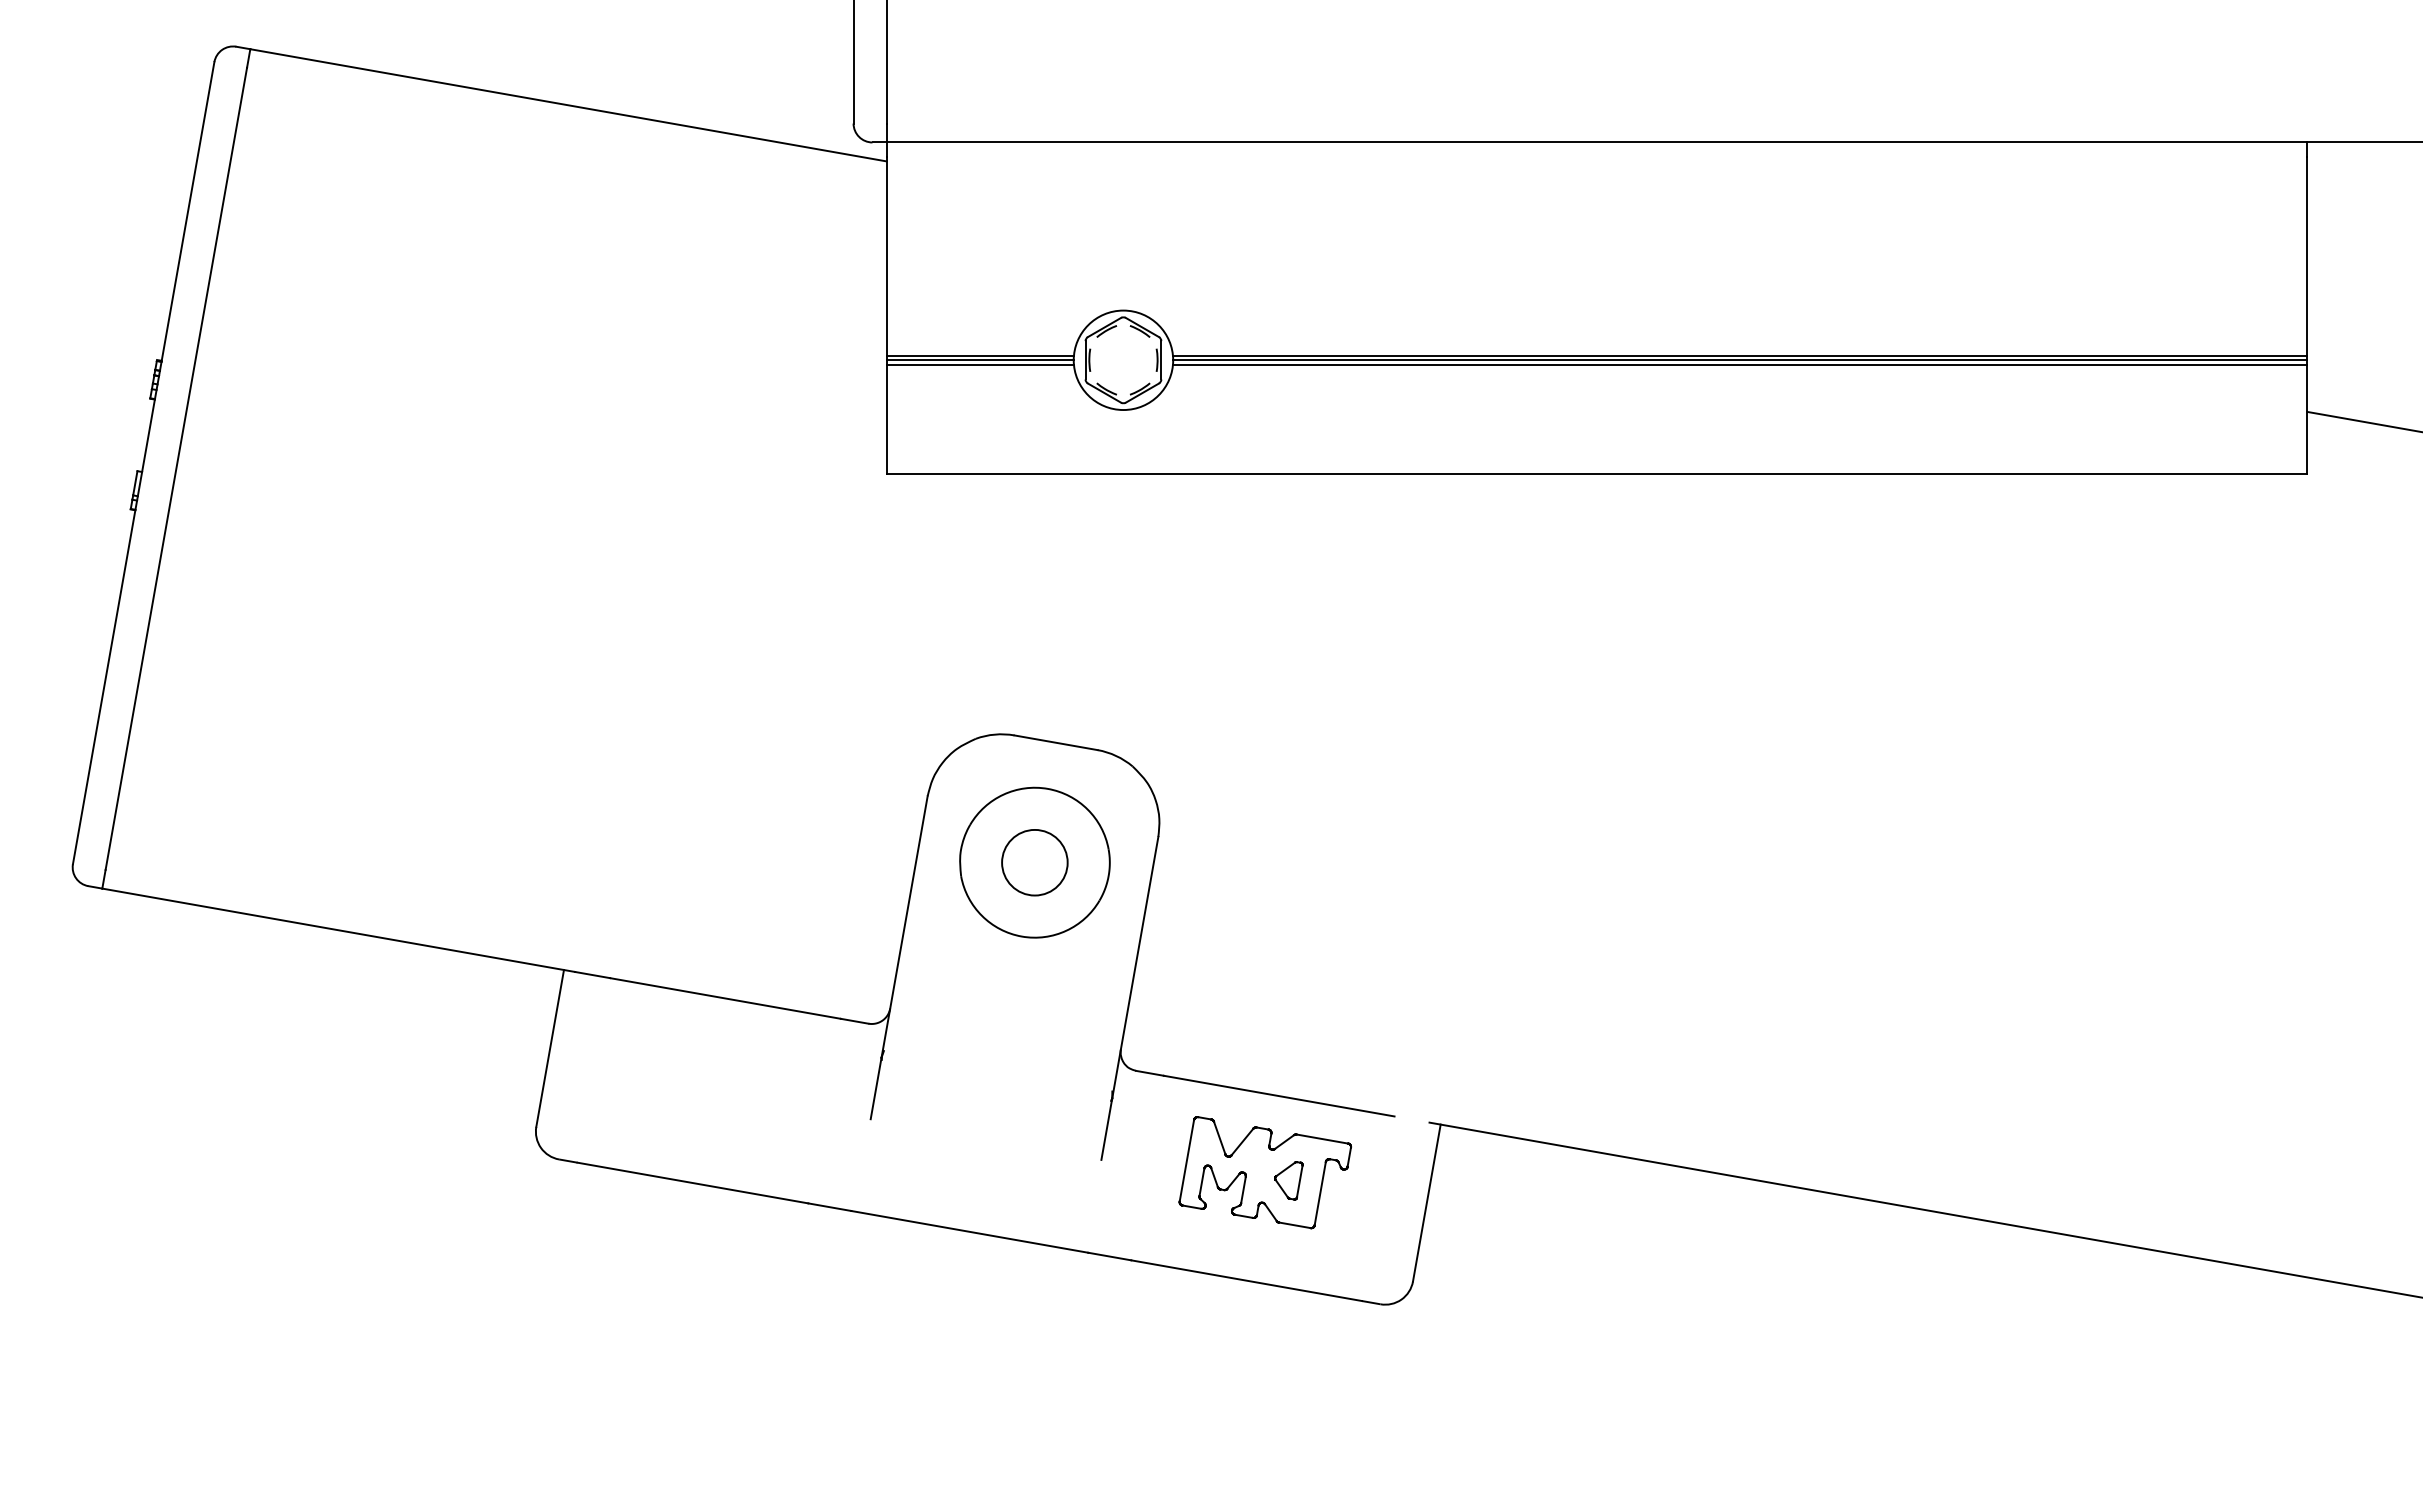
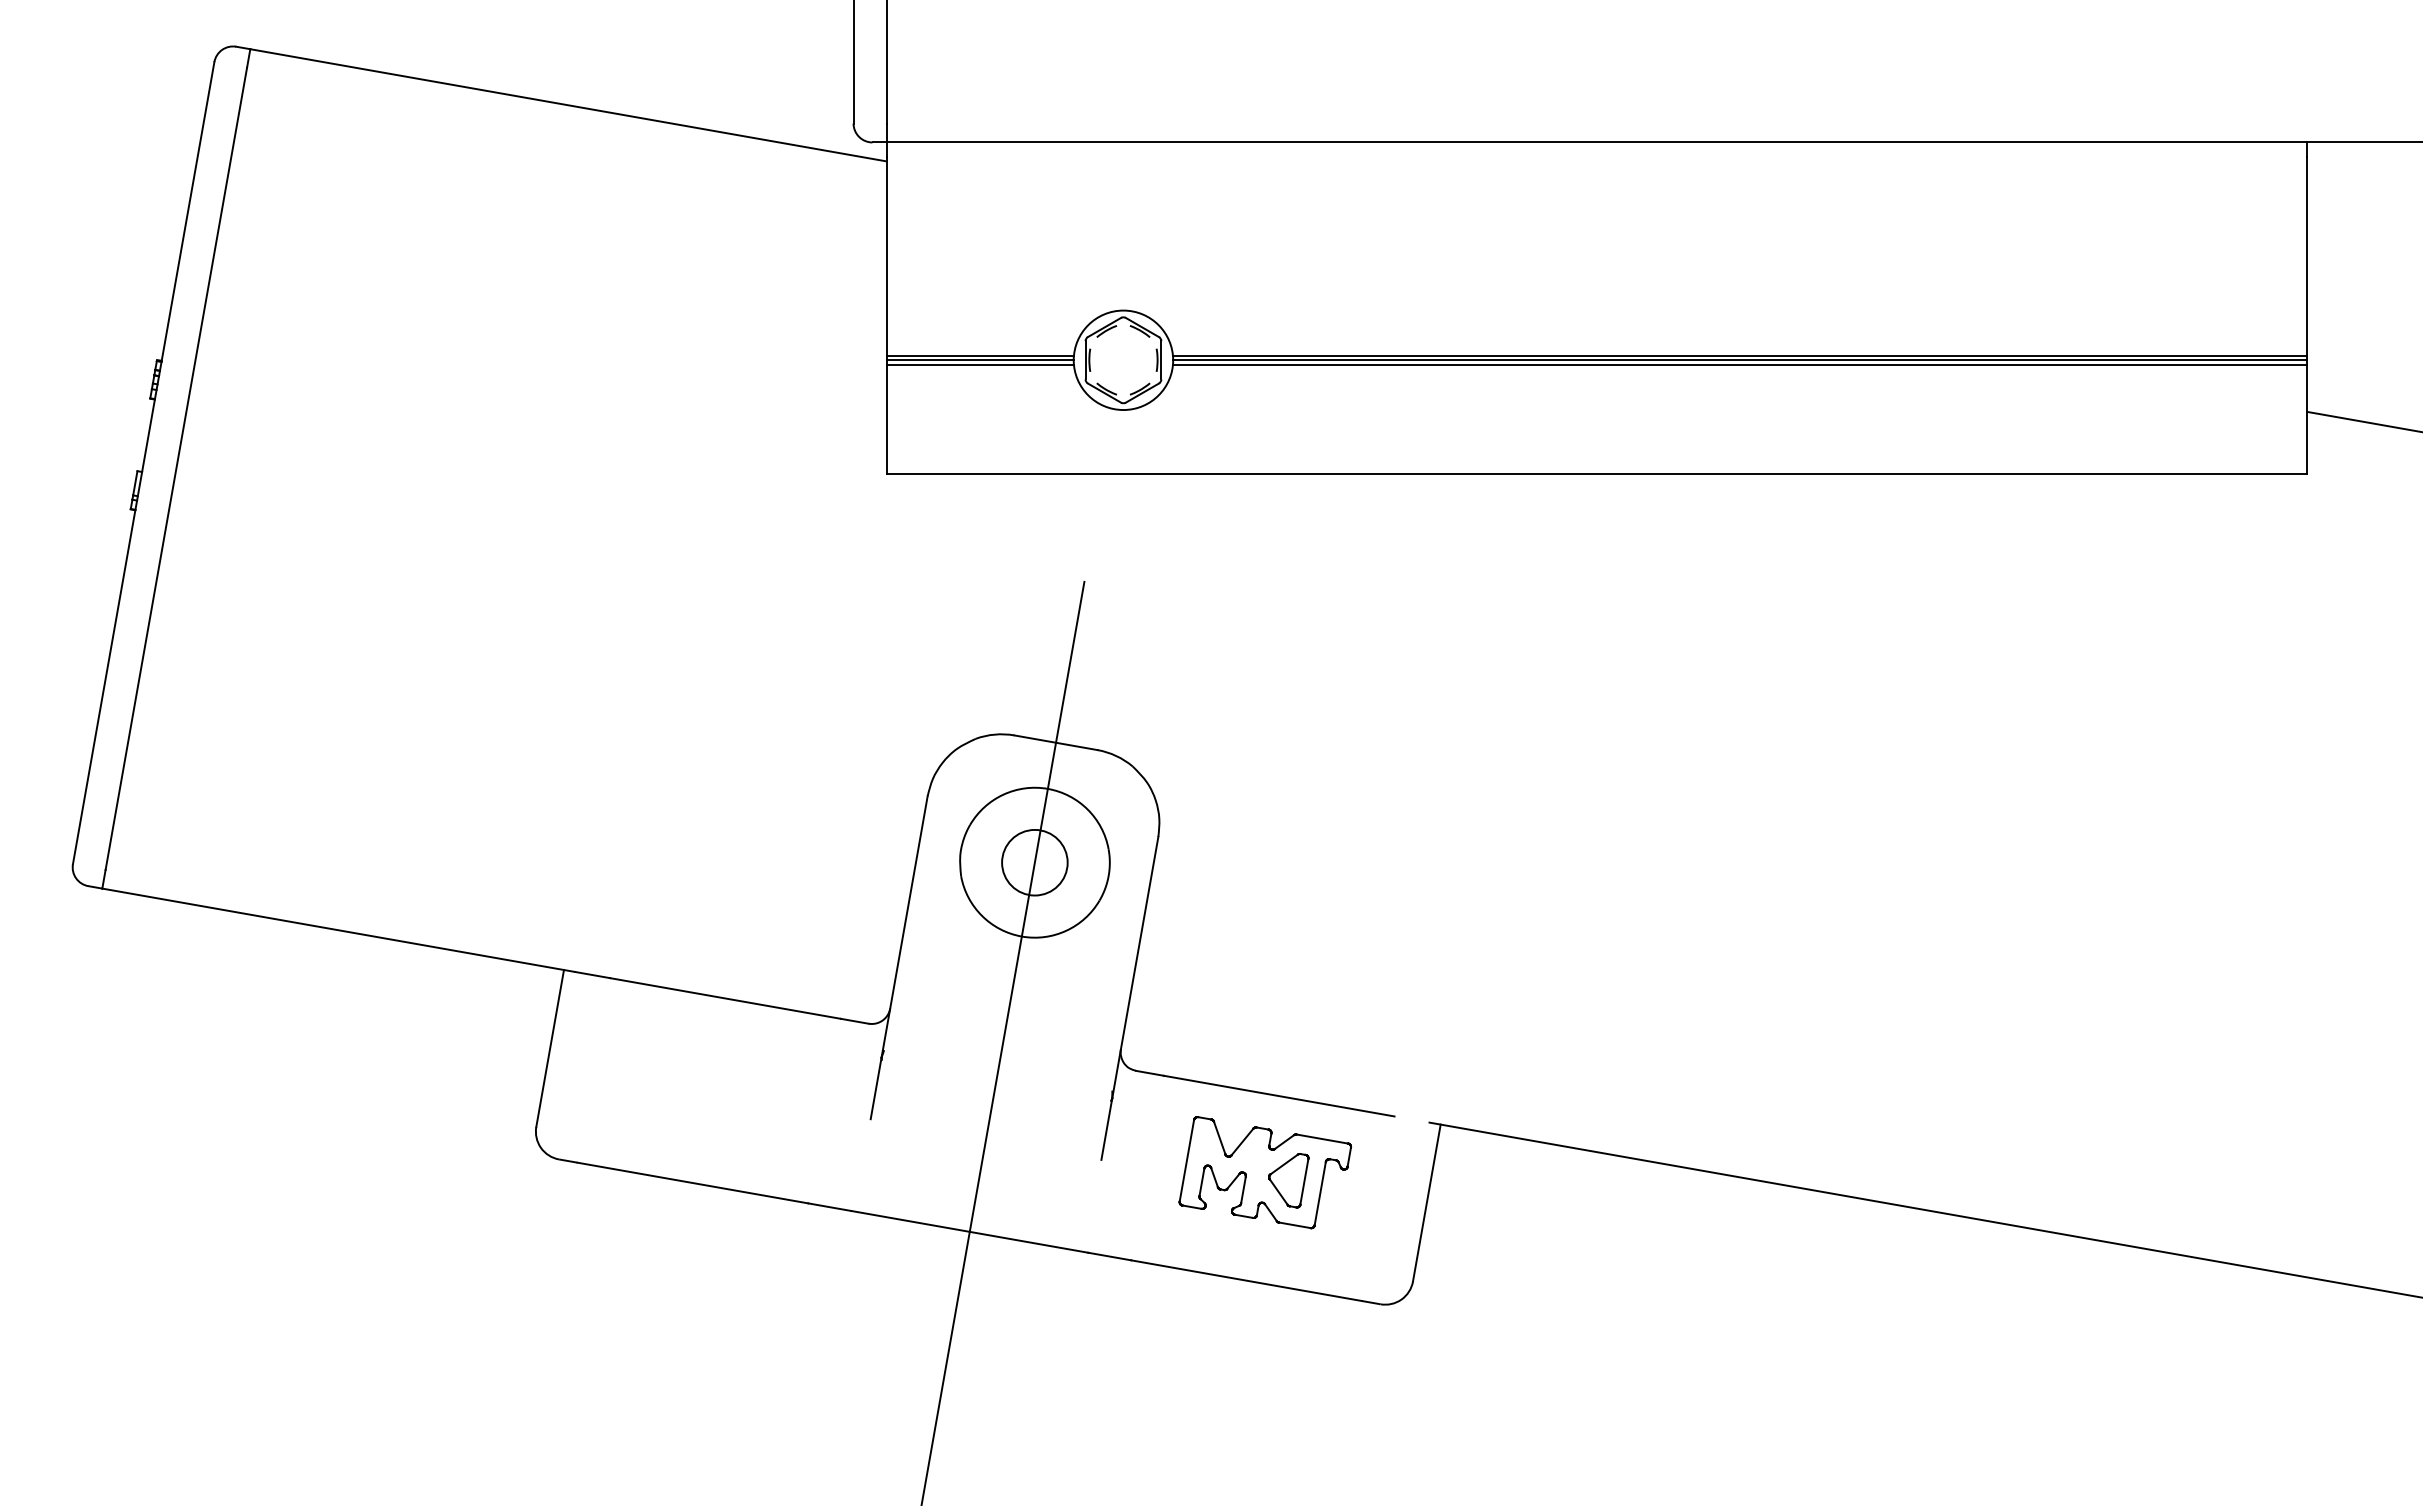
line: none -> present (1003, 1041)
part size: 30x40 px -> 42x56 px (1288, 1180)
